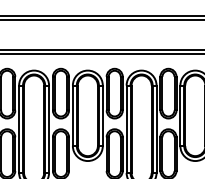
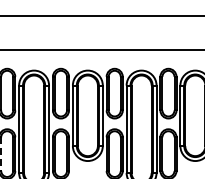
line: present -> none (101, 20)
line: present -> none (101, 54)
line: solid -> dashed (1, 154)
